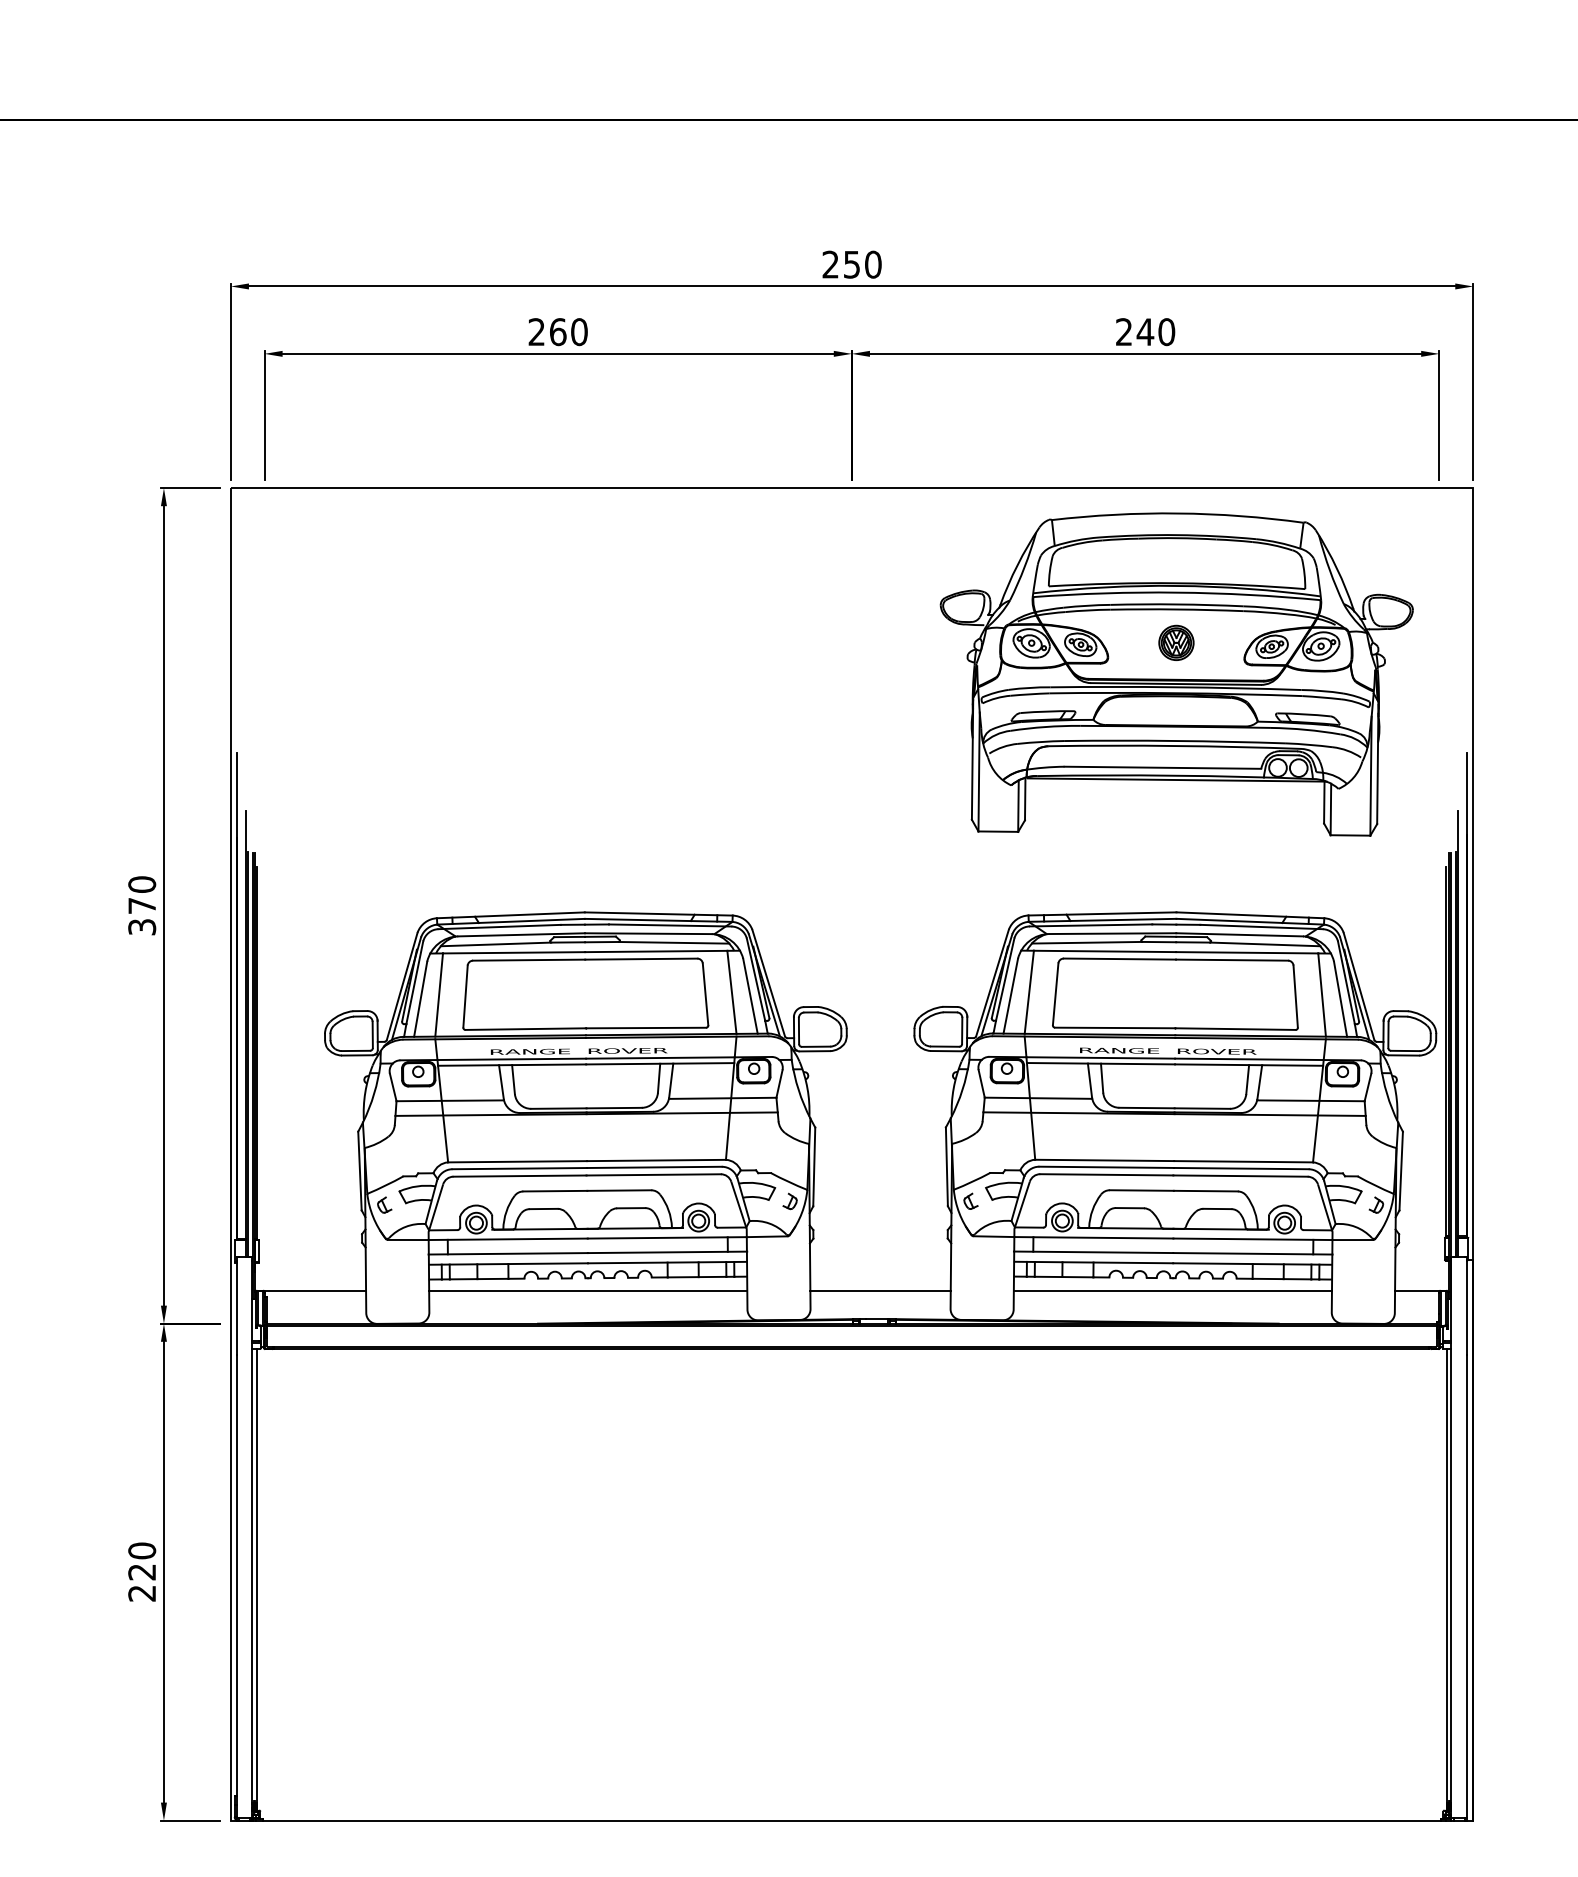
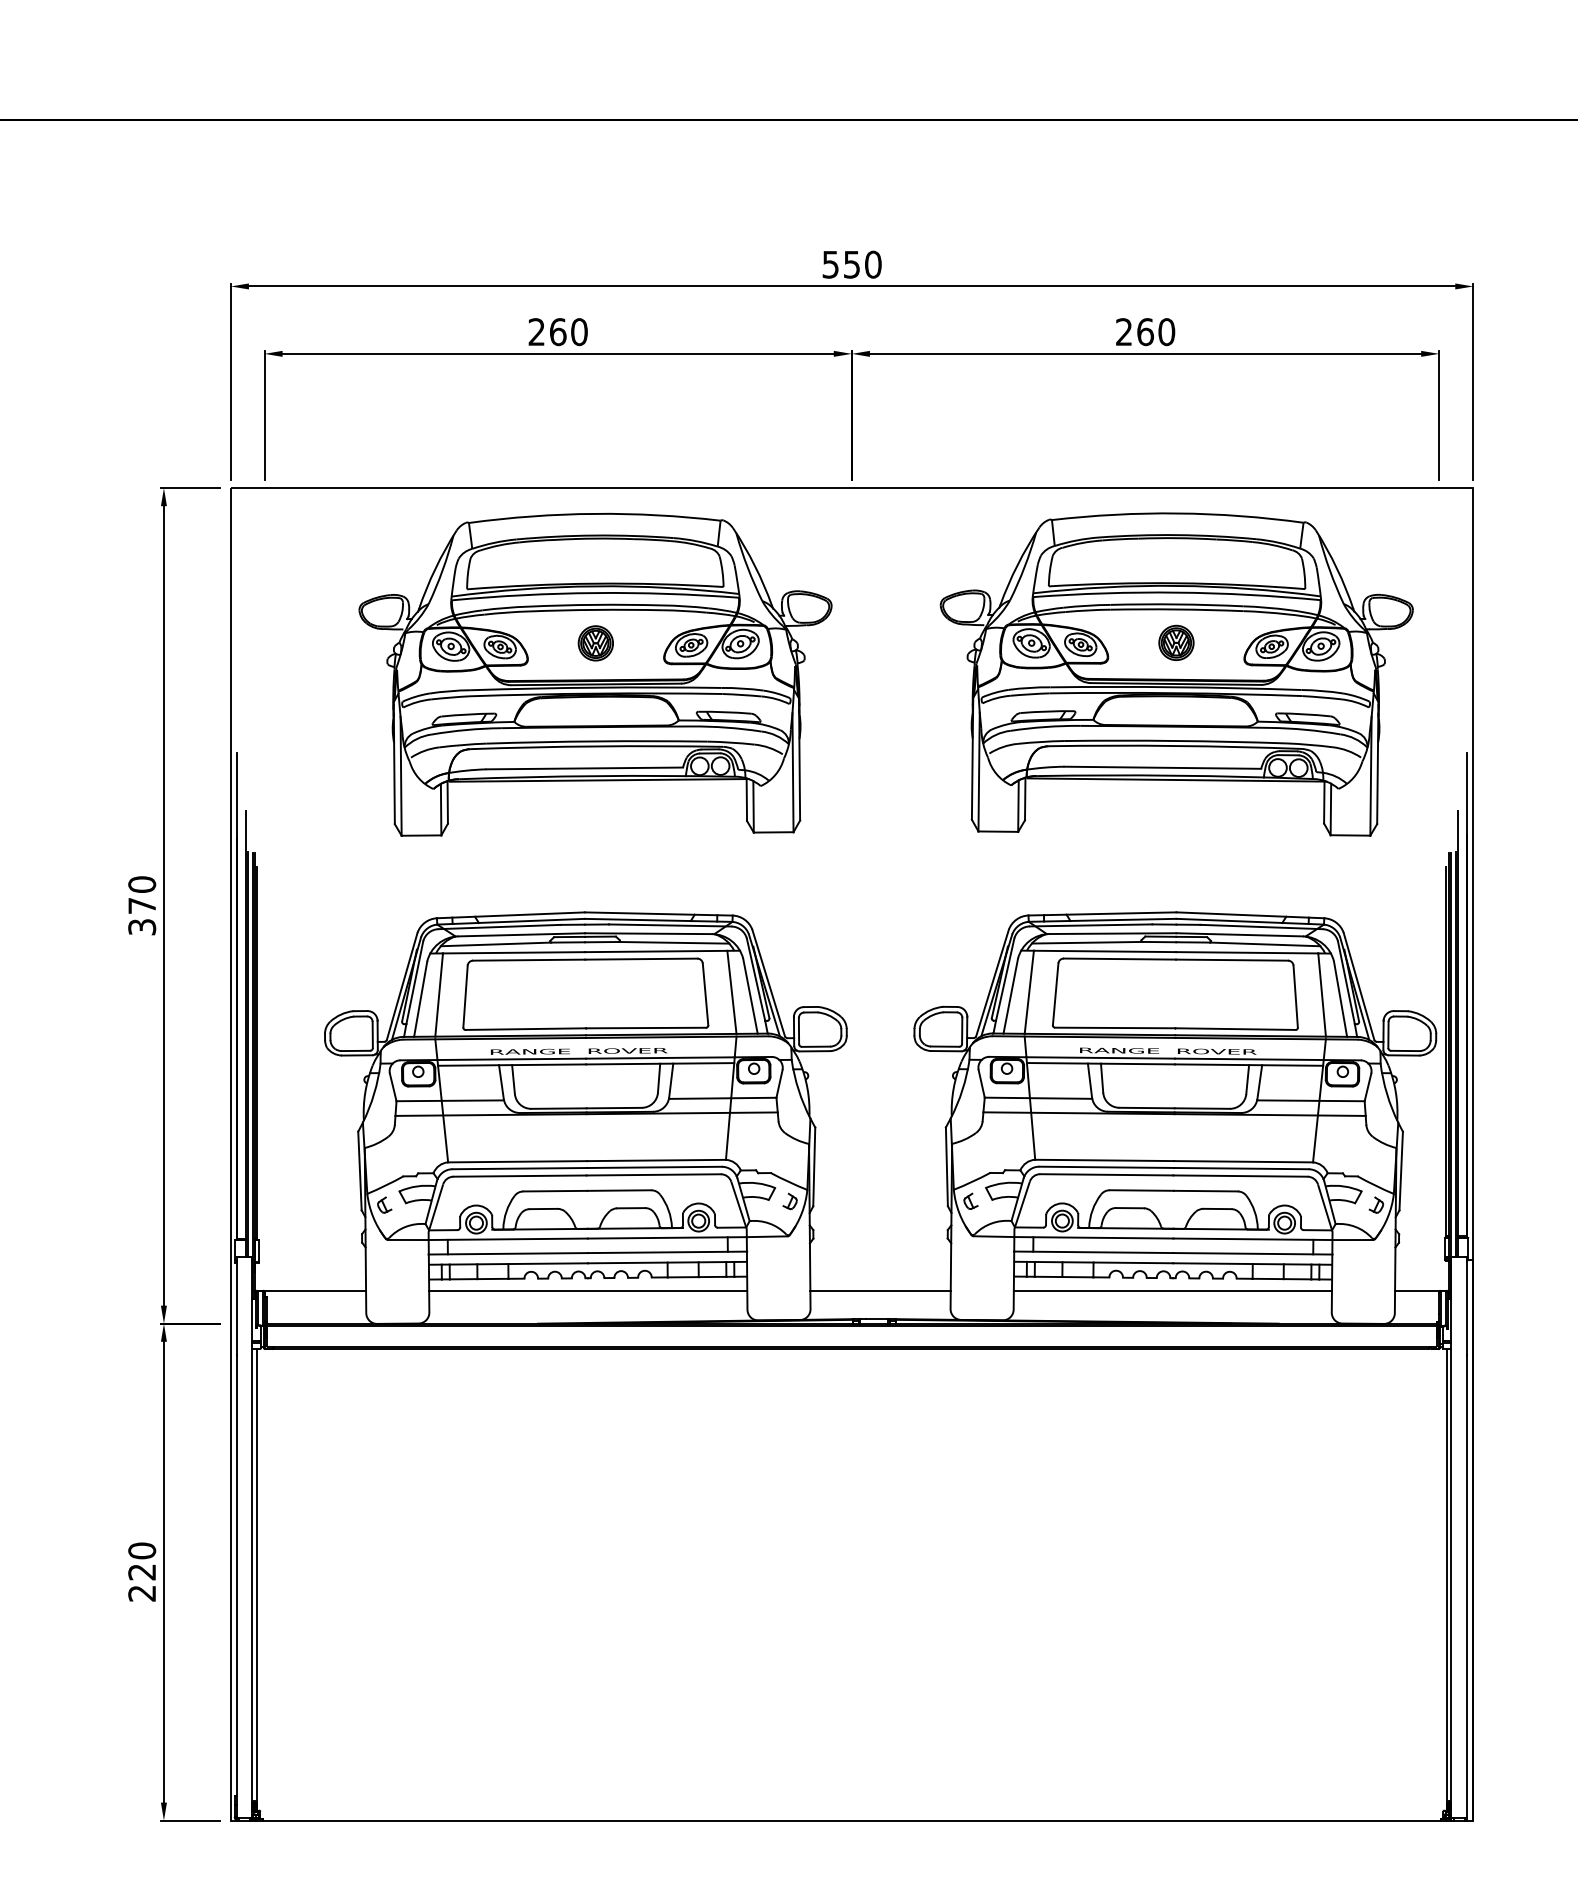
text: 250 -> 550 (830, 264)
text: 240 -> 260 (1145, 332)
part: none -> present (595, 674)
